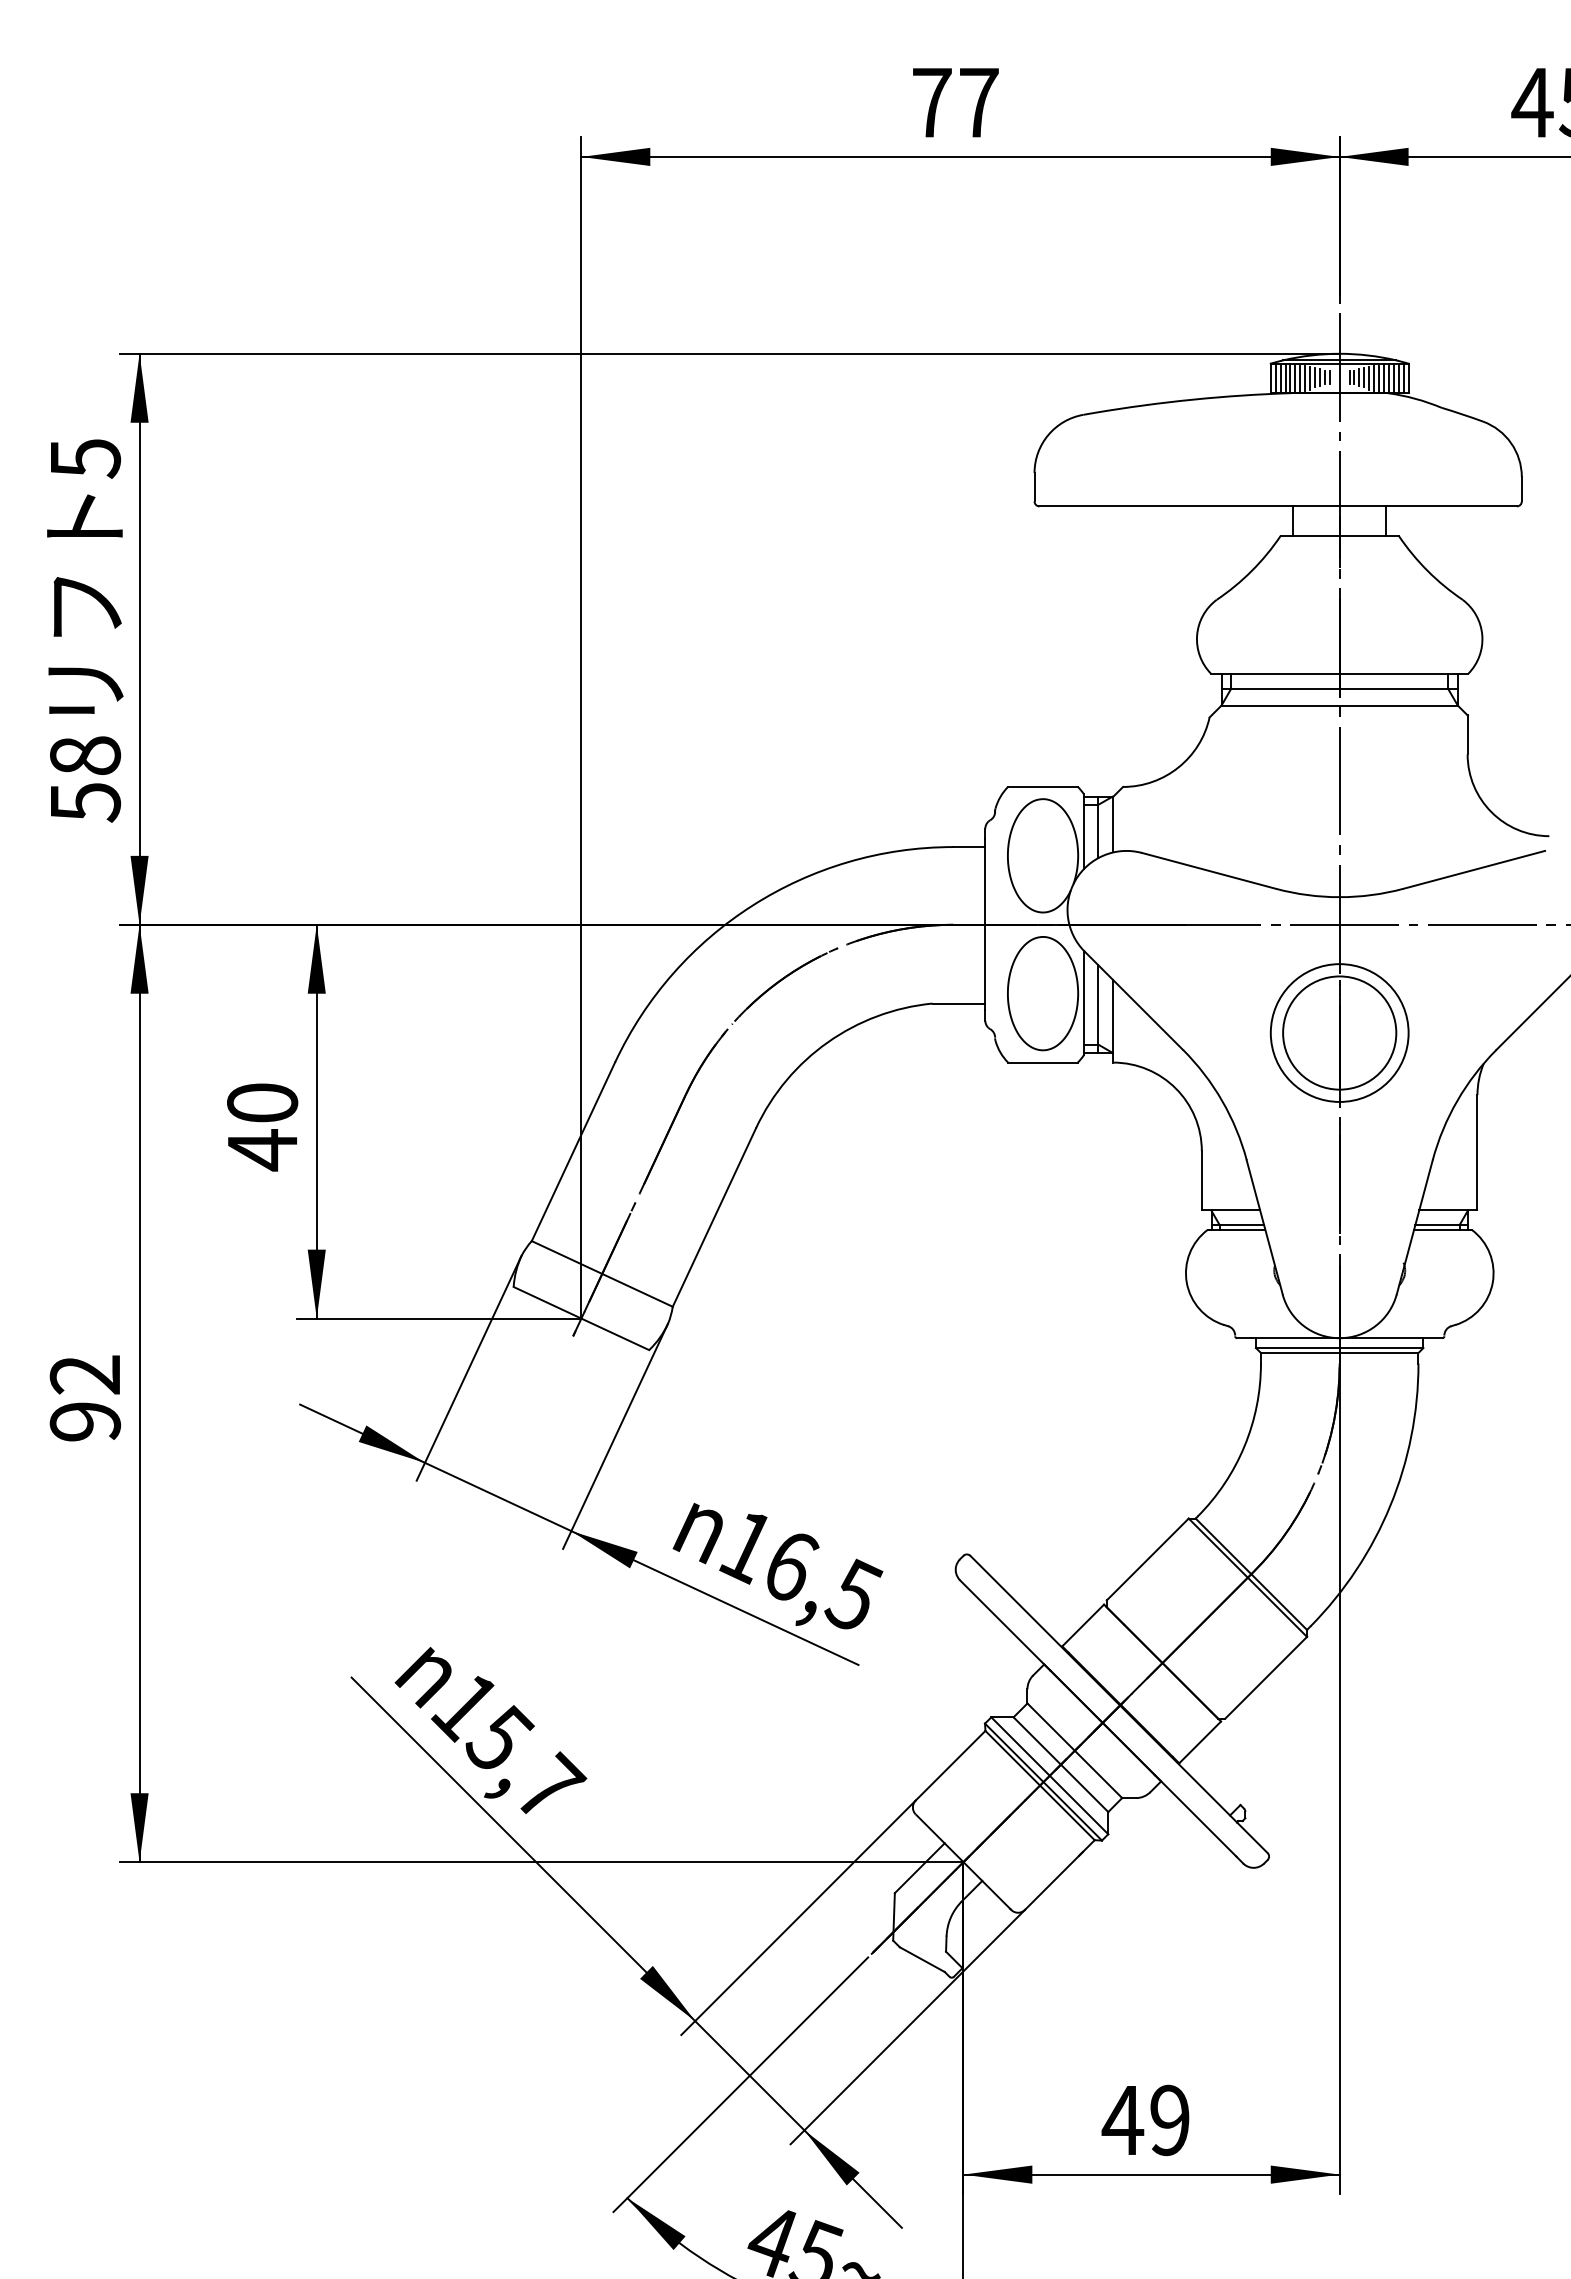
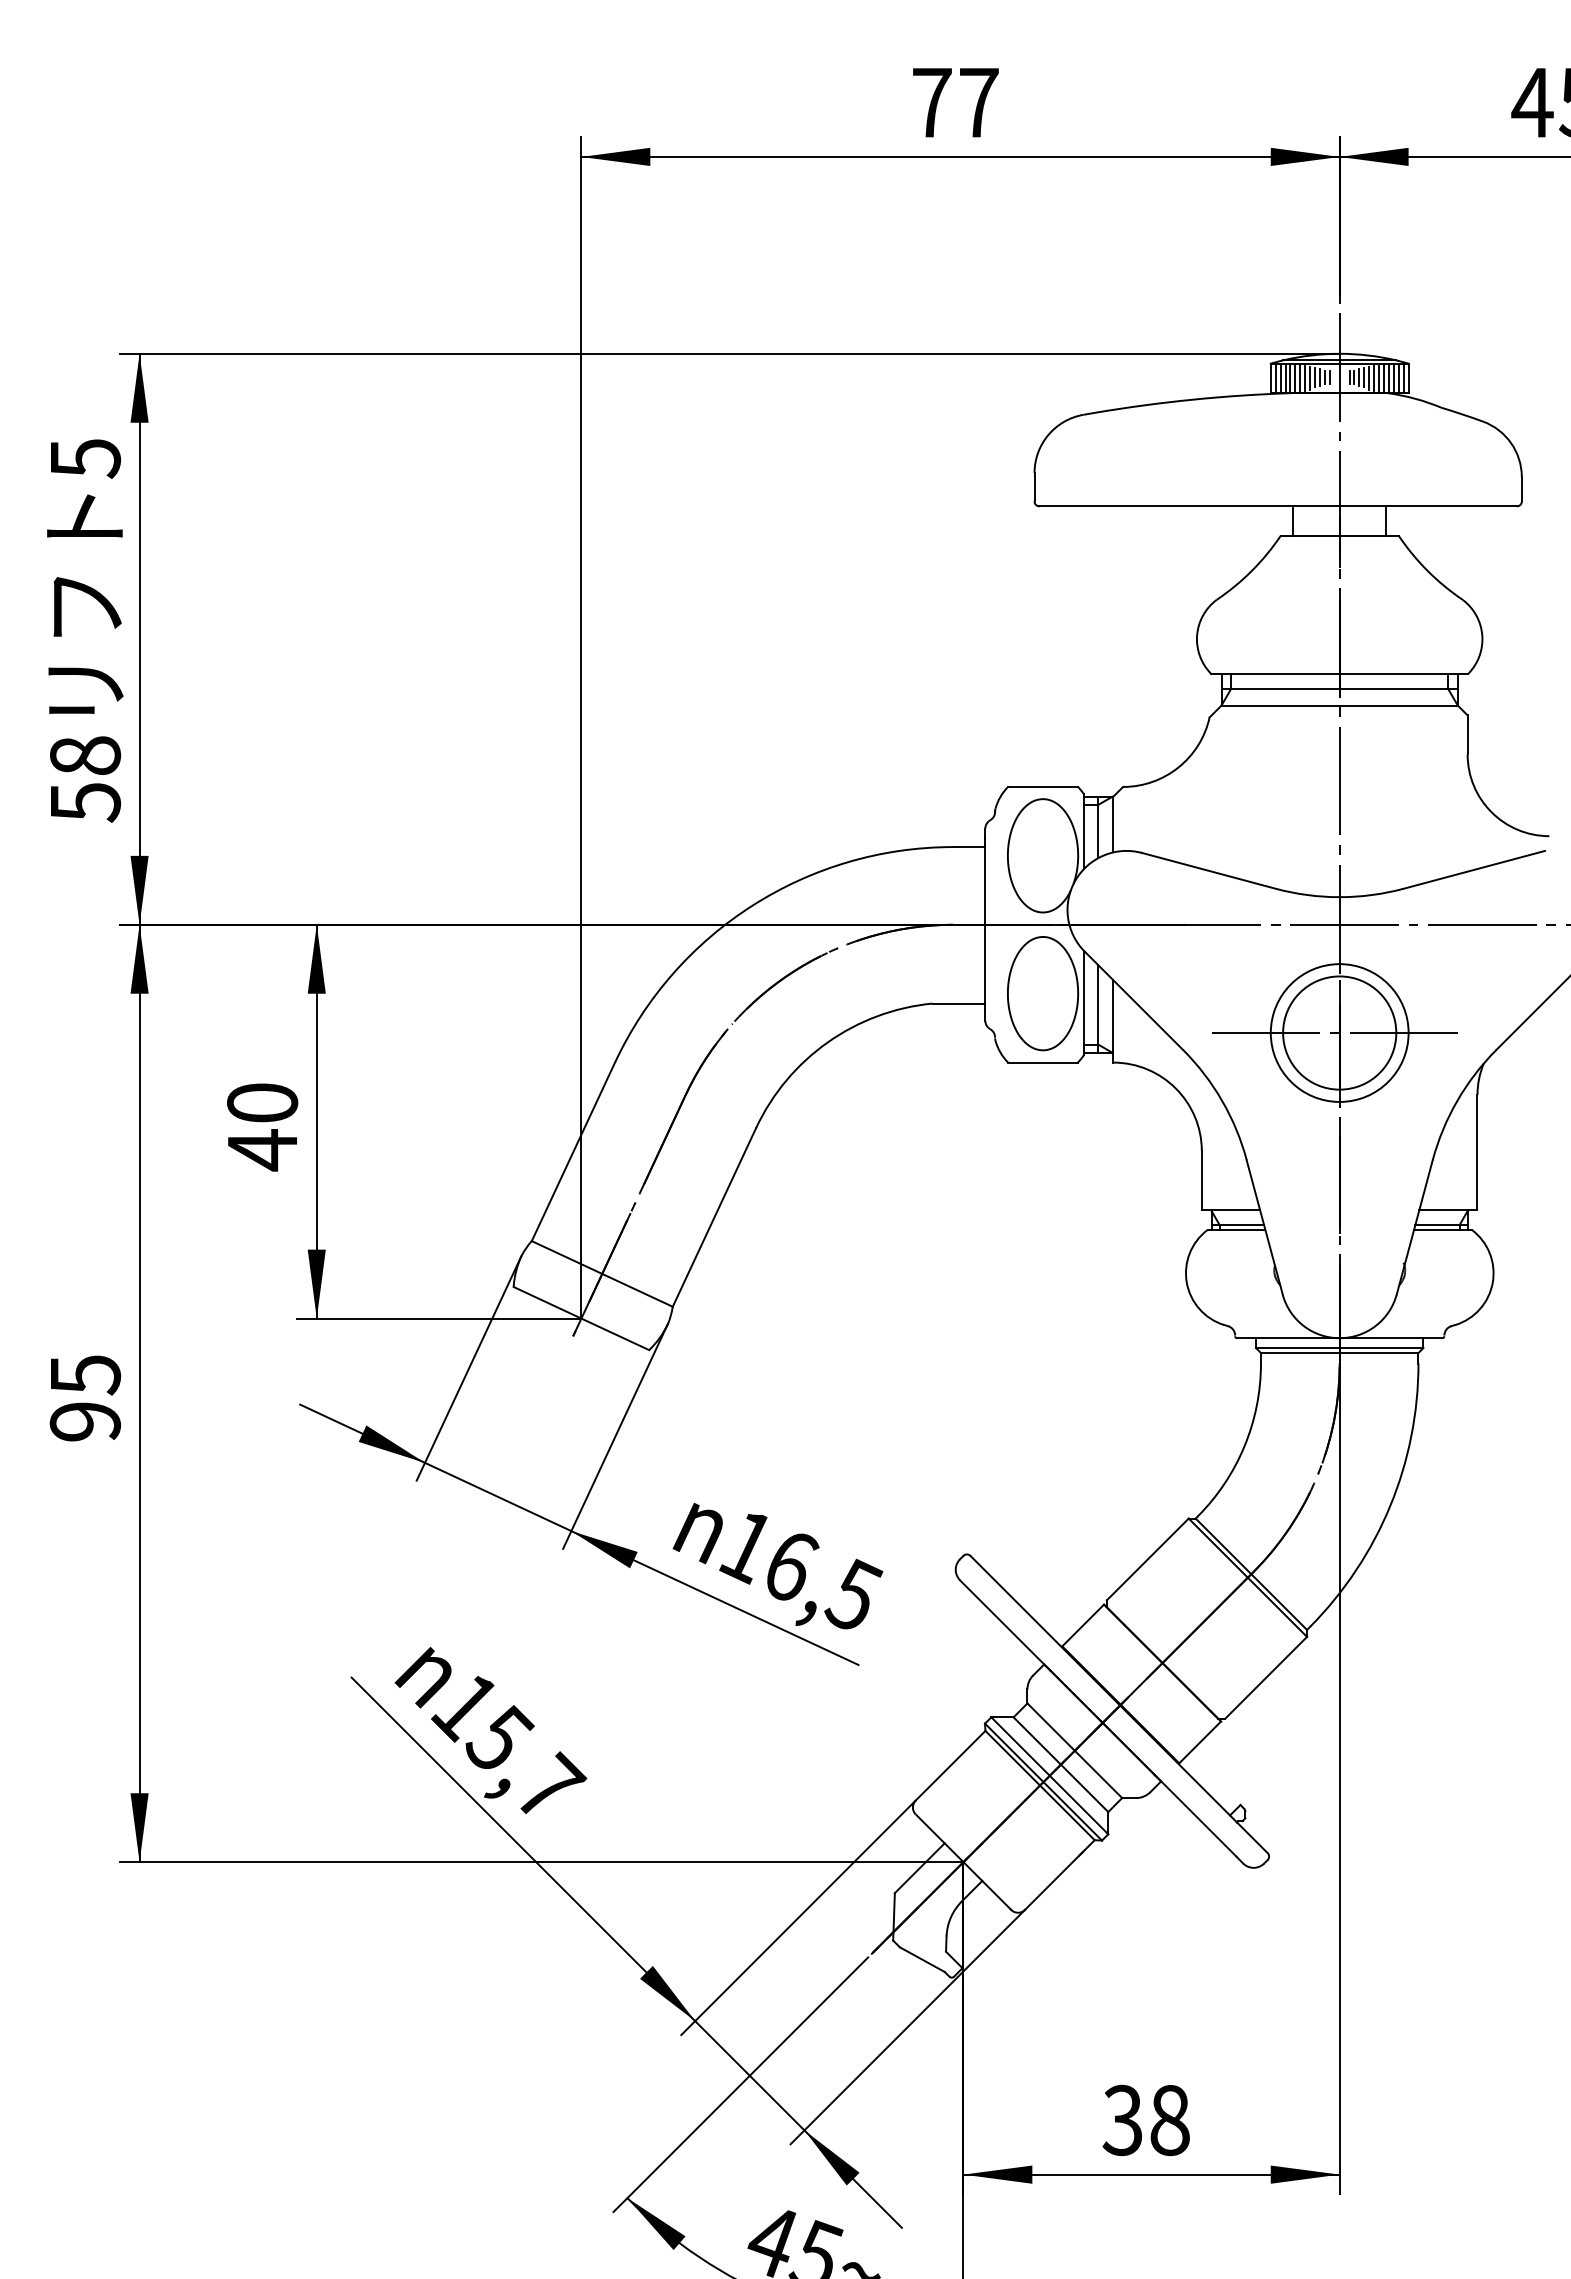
line: none -> present (1339, 1033)
text: 92 -> 95 (85, 1375)
text: 49 -> 38 (1145, 2120)
